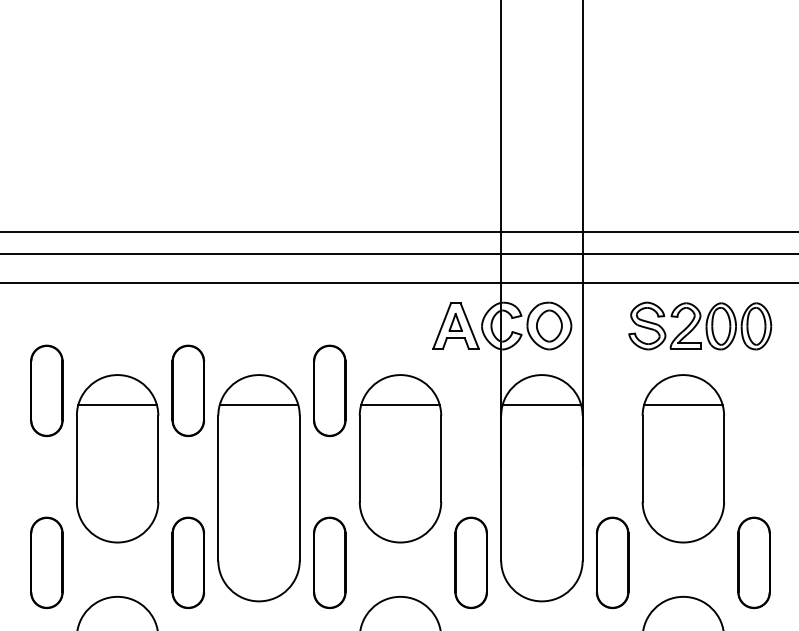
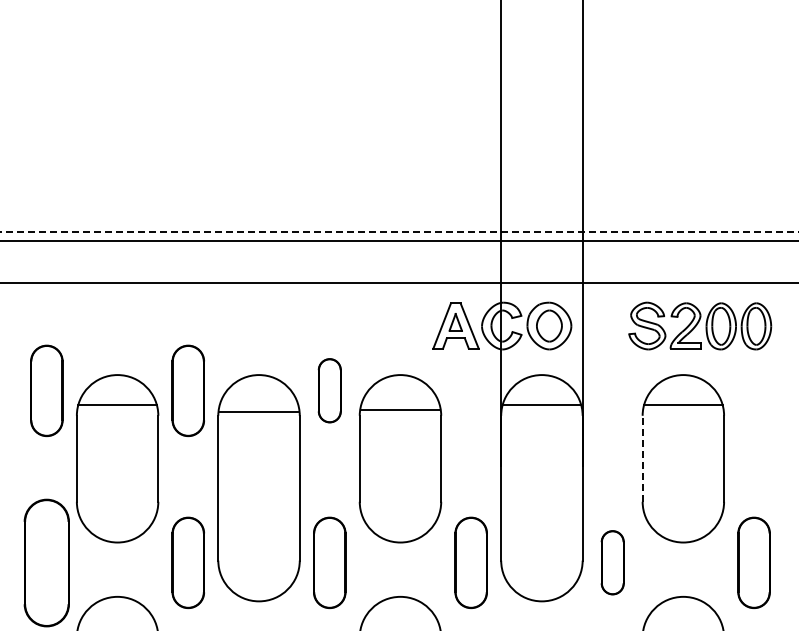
line: solid -> dashed (398, 232)
line position: (398, 253) -> (398, 240) (398, 240)
part size: 34x93 px -> 25x66 px (329, 390)
line position: (258, 405) -> (258, 412) (258, 412)
line position: (400, 405) -> (400, 410) (400, 410)
line: solid -> dashed (642, 458)
part size: 34x93 px -> 47x130 px (46, 562)
part size: 34x93 px -> 25x66 px (612, 562)
